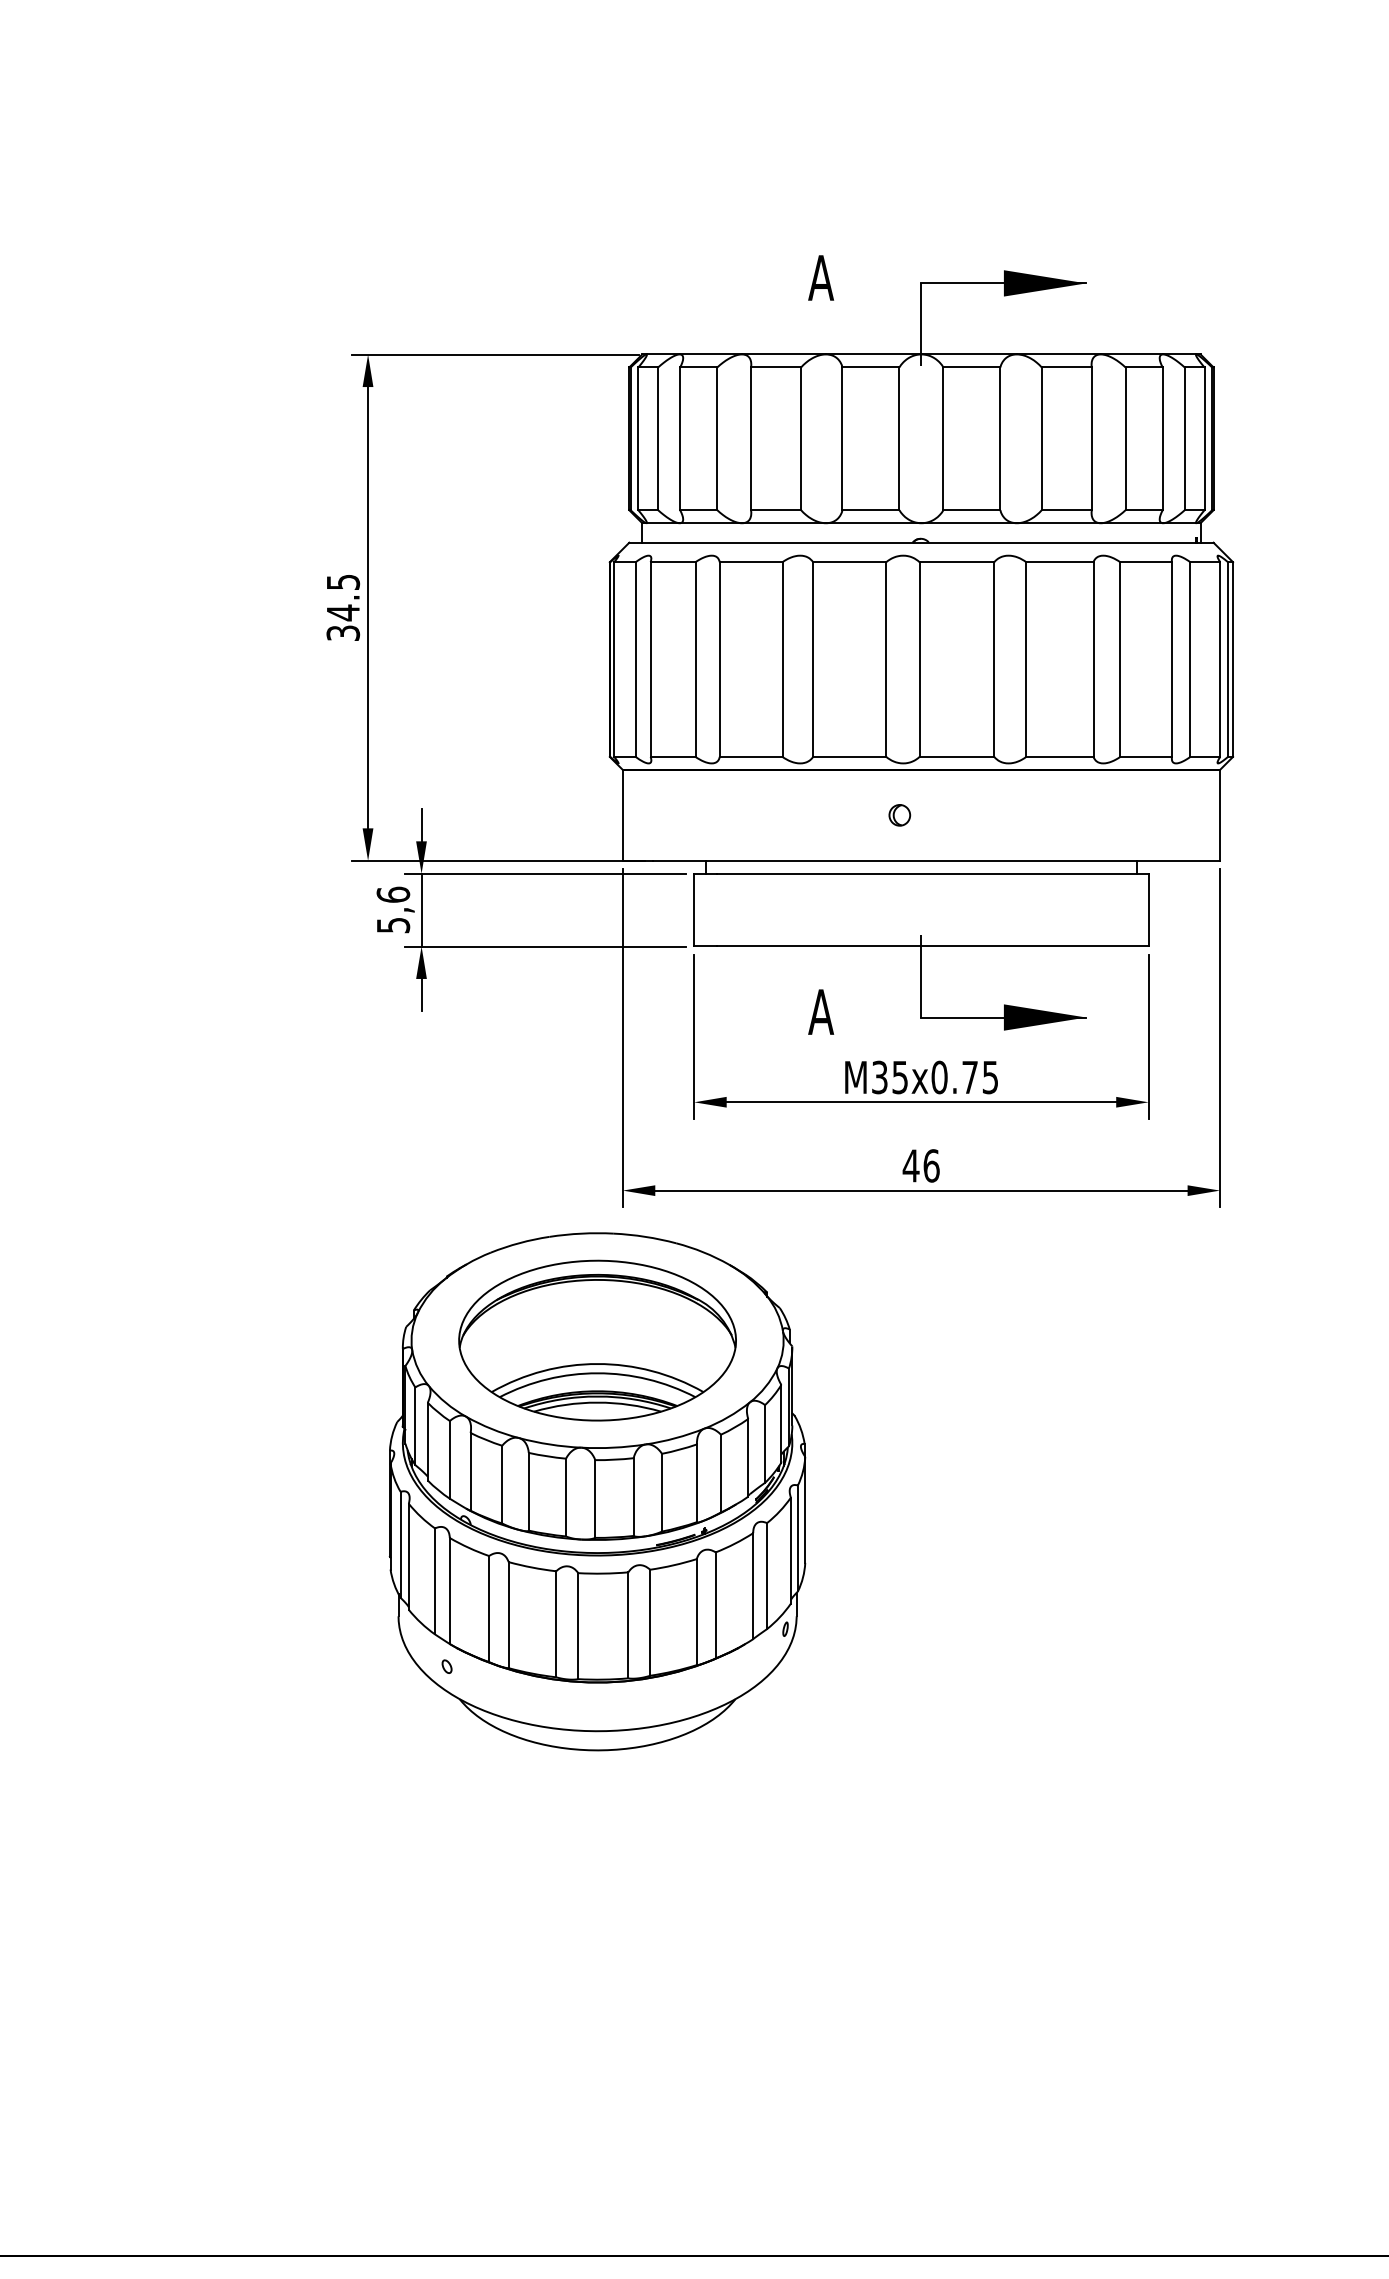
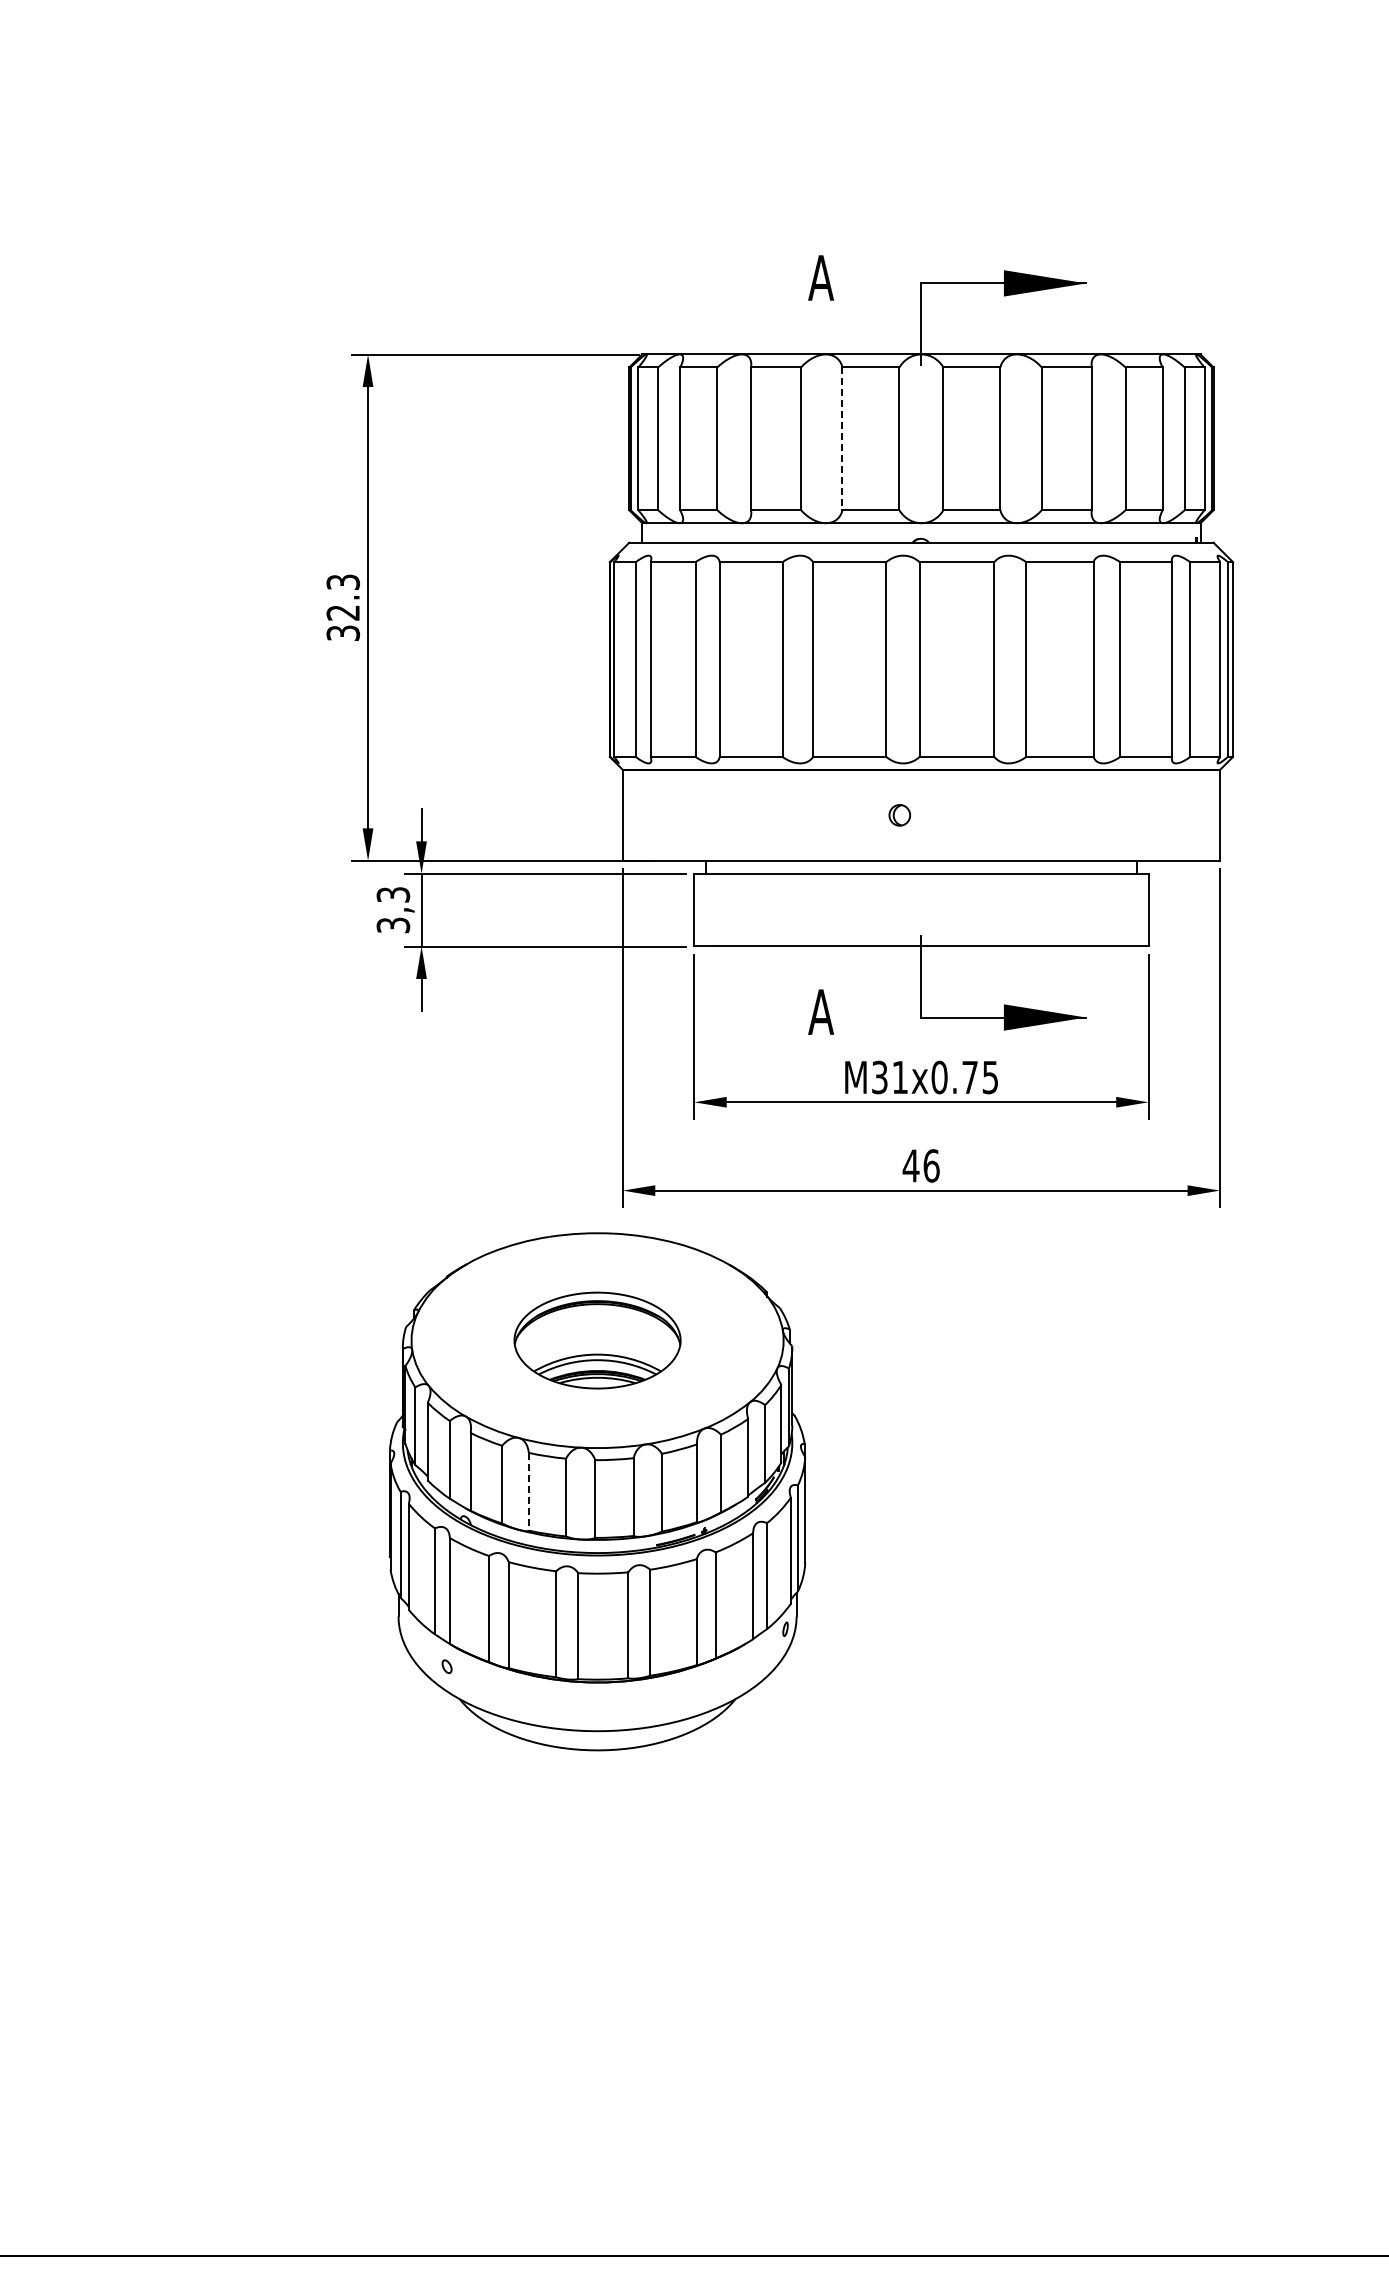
line: solid -> dashed (842, 439)
text: 34.5 -> 32.3 (342, 597)
text: 5,6 -> 3,3 (393, 909)
text: M35x0.75 -> M31x0.75 (899, 1077)
part size: 279x163 px -> 169x99 px (597, 1340)
line: solid -> dashed (528, 1491)
